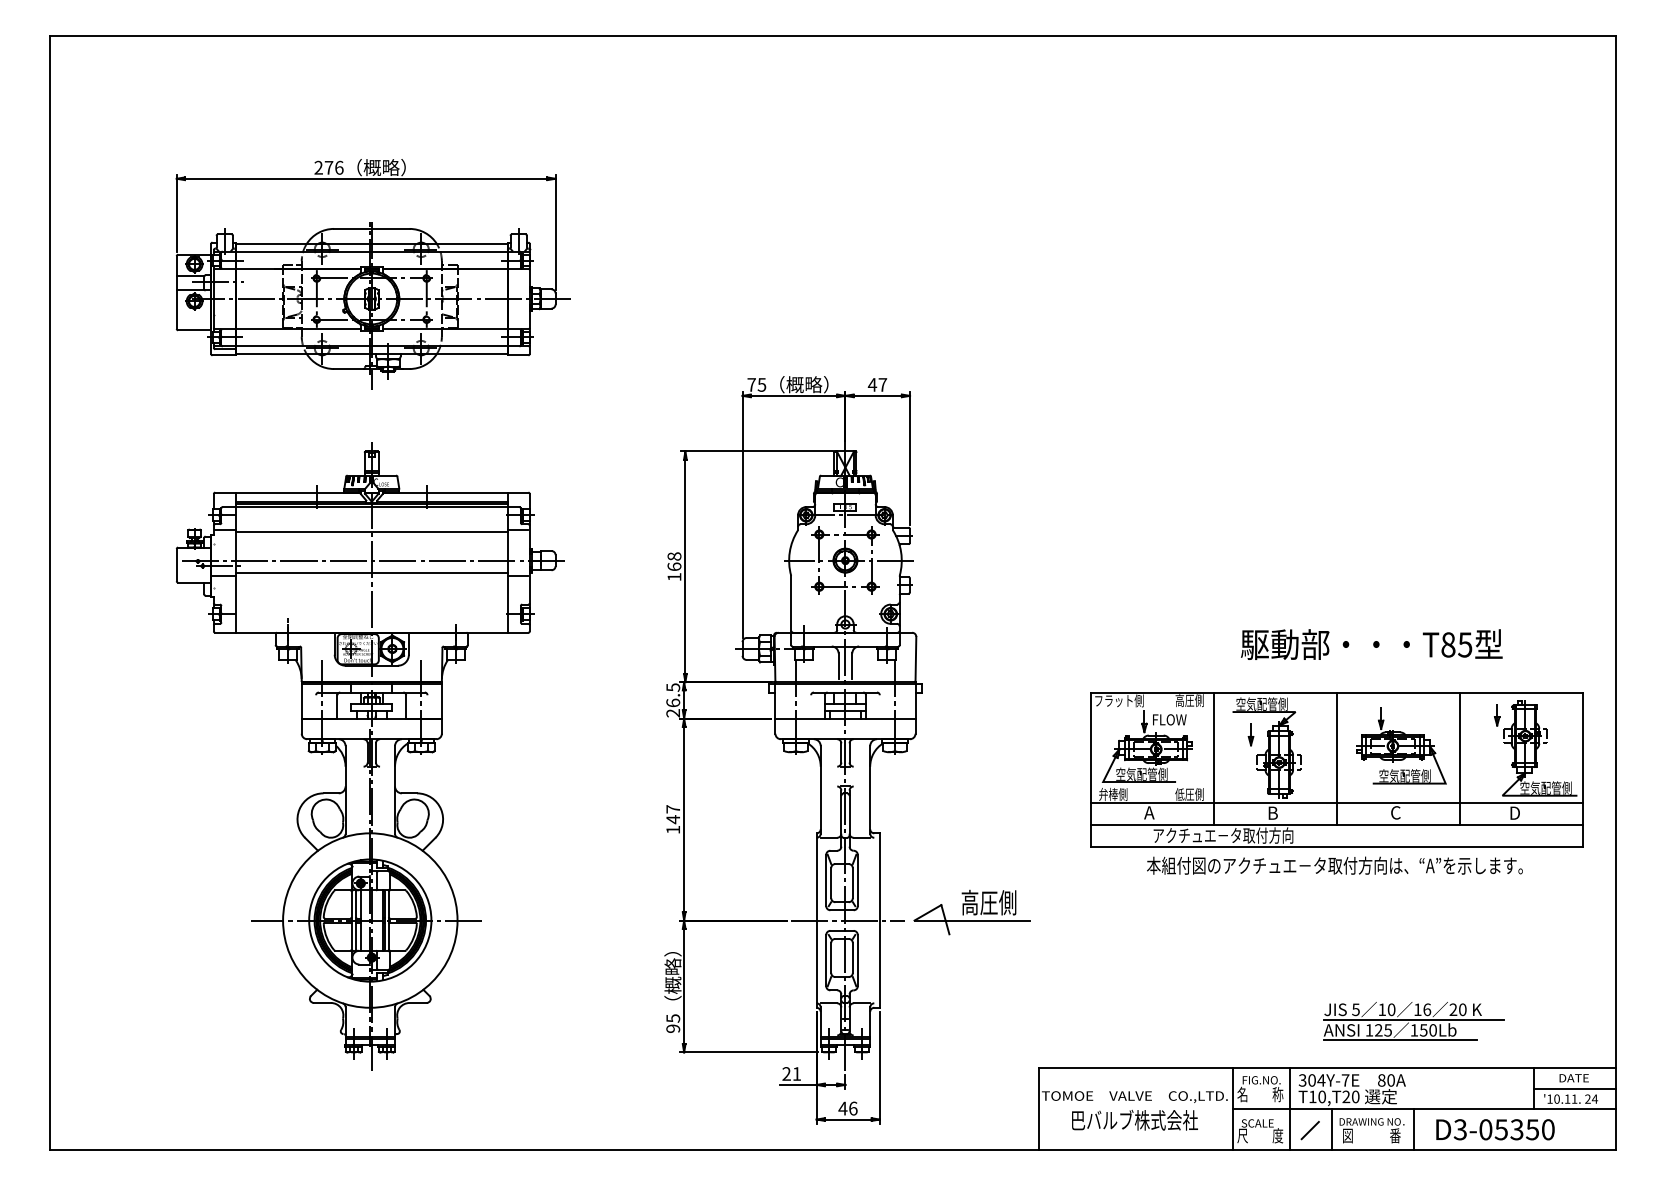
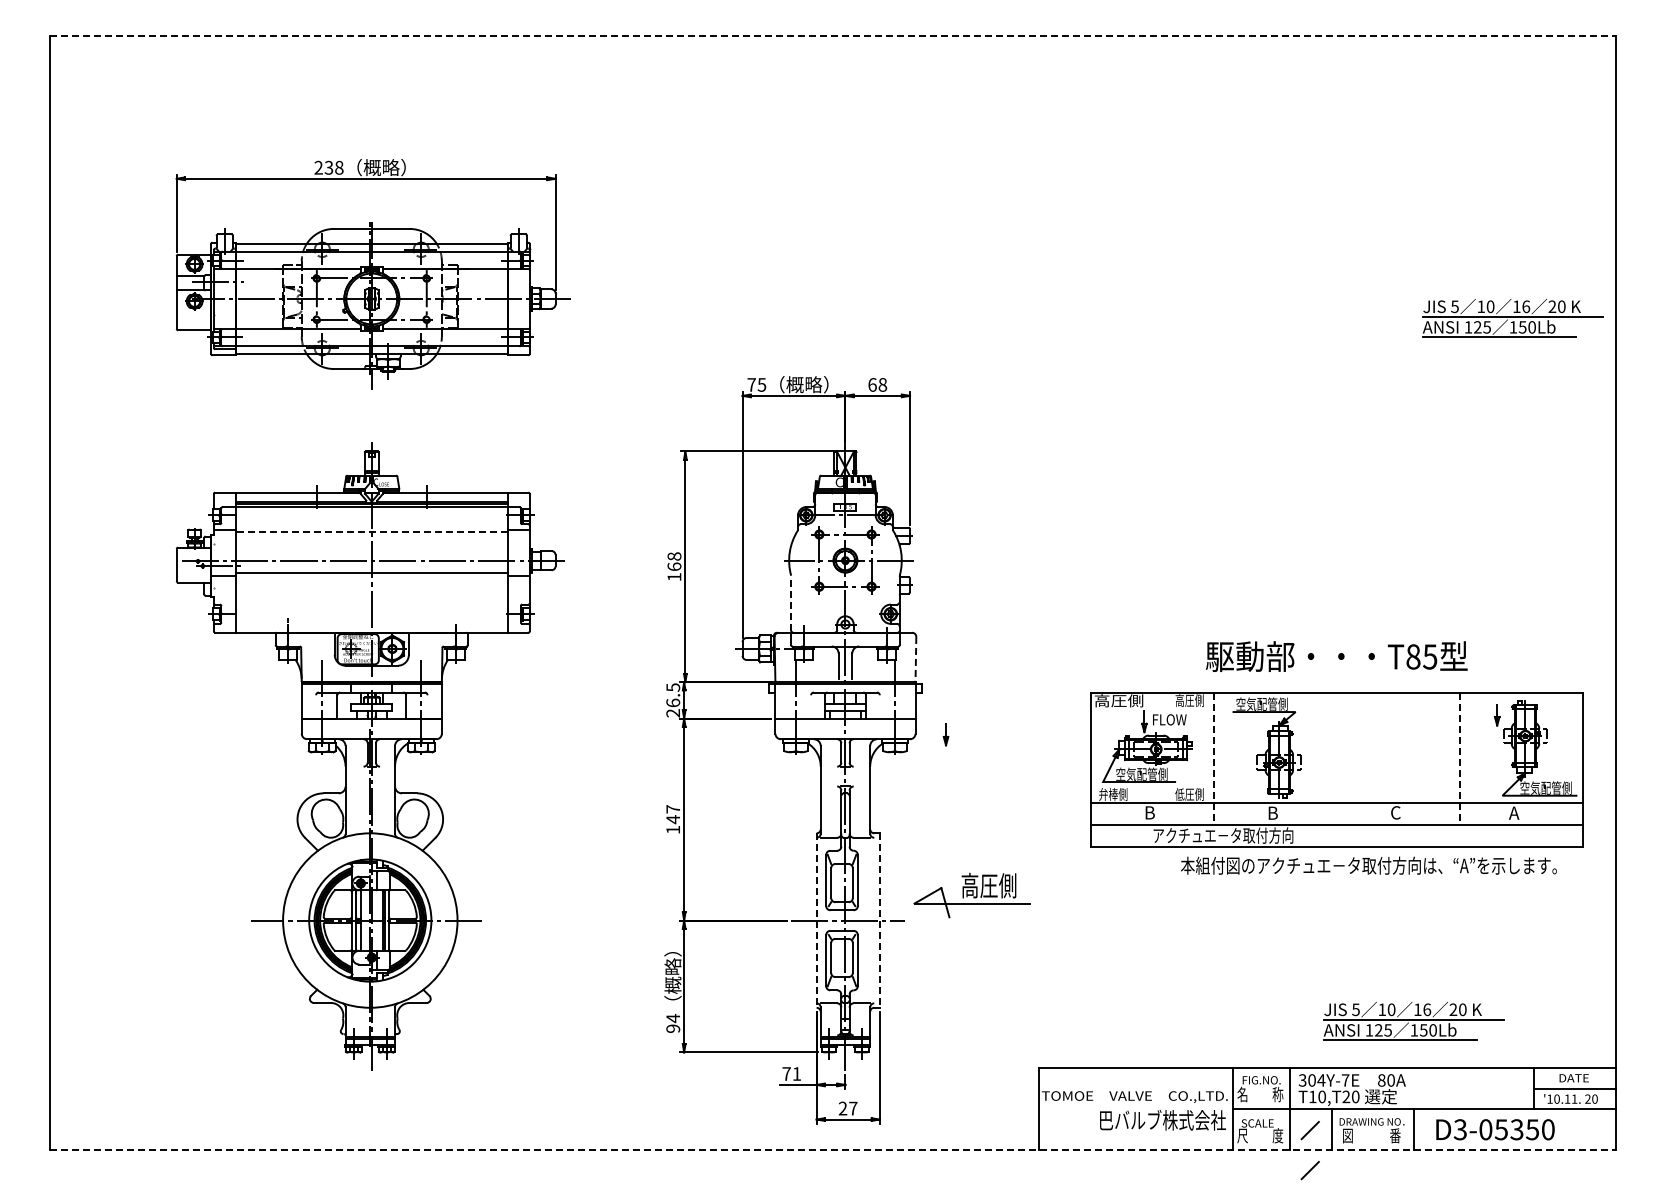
line: solid -> dashed (833, 35)
text: 276 -> 238 (333, 167)
part: none -> present (1512, 318)
text: 47 -> 68 (877, 384)
line: solid -> dashed (371, 531)
line: solid -> dashed (791, 602)
text position: (1371, 644) -> (1336, 656) (1336, 656)
line: solid -> dashed (915, 658)
text: フラット側 -> 高圧側 (1119, 700)
part position: (1250, 734) -> (945, 734) (945, 734)
part: present -> none (1401, 745)
line: solid -> dashed (1213, 758)
line: present -> none (1336, 758)
line: solid -> dashed (1459, 758)
text: A -> B (1149, 812)
text: D -> A (1514, 812)
text position: (1334, 865) -> (1368, 865) (1368, 865)
part position: (971, 912) -> (971, 895) (971, 895)
line: solid -> dashed (816, 921)
line: solid -> dashed (879, 921)
text: 95 -> 94 (673, 1018)
text: 21 -> 71 (786, 1073)
text: 24 -> 20 (1594, 1098)
text: 46 -> 27 (847, 1108)
text position: (1134, 1119) -> (1162, 1119) (1162, 1119)
line: solid -> dashed (833, 1150)
line: none -> present (1309, 1170)
